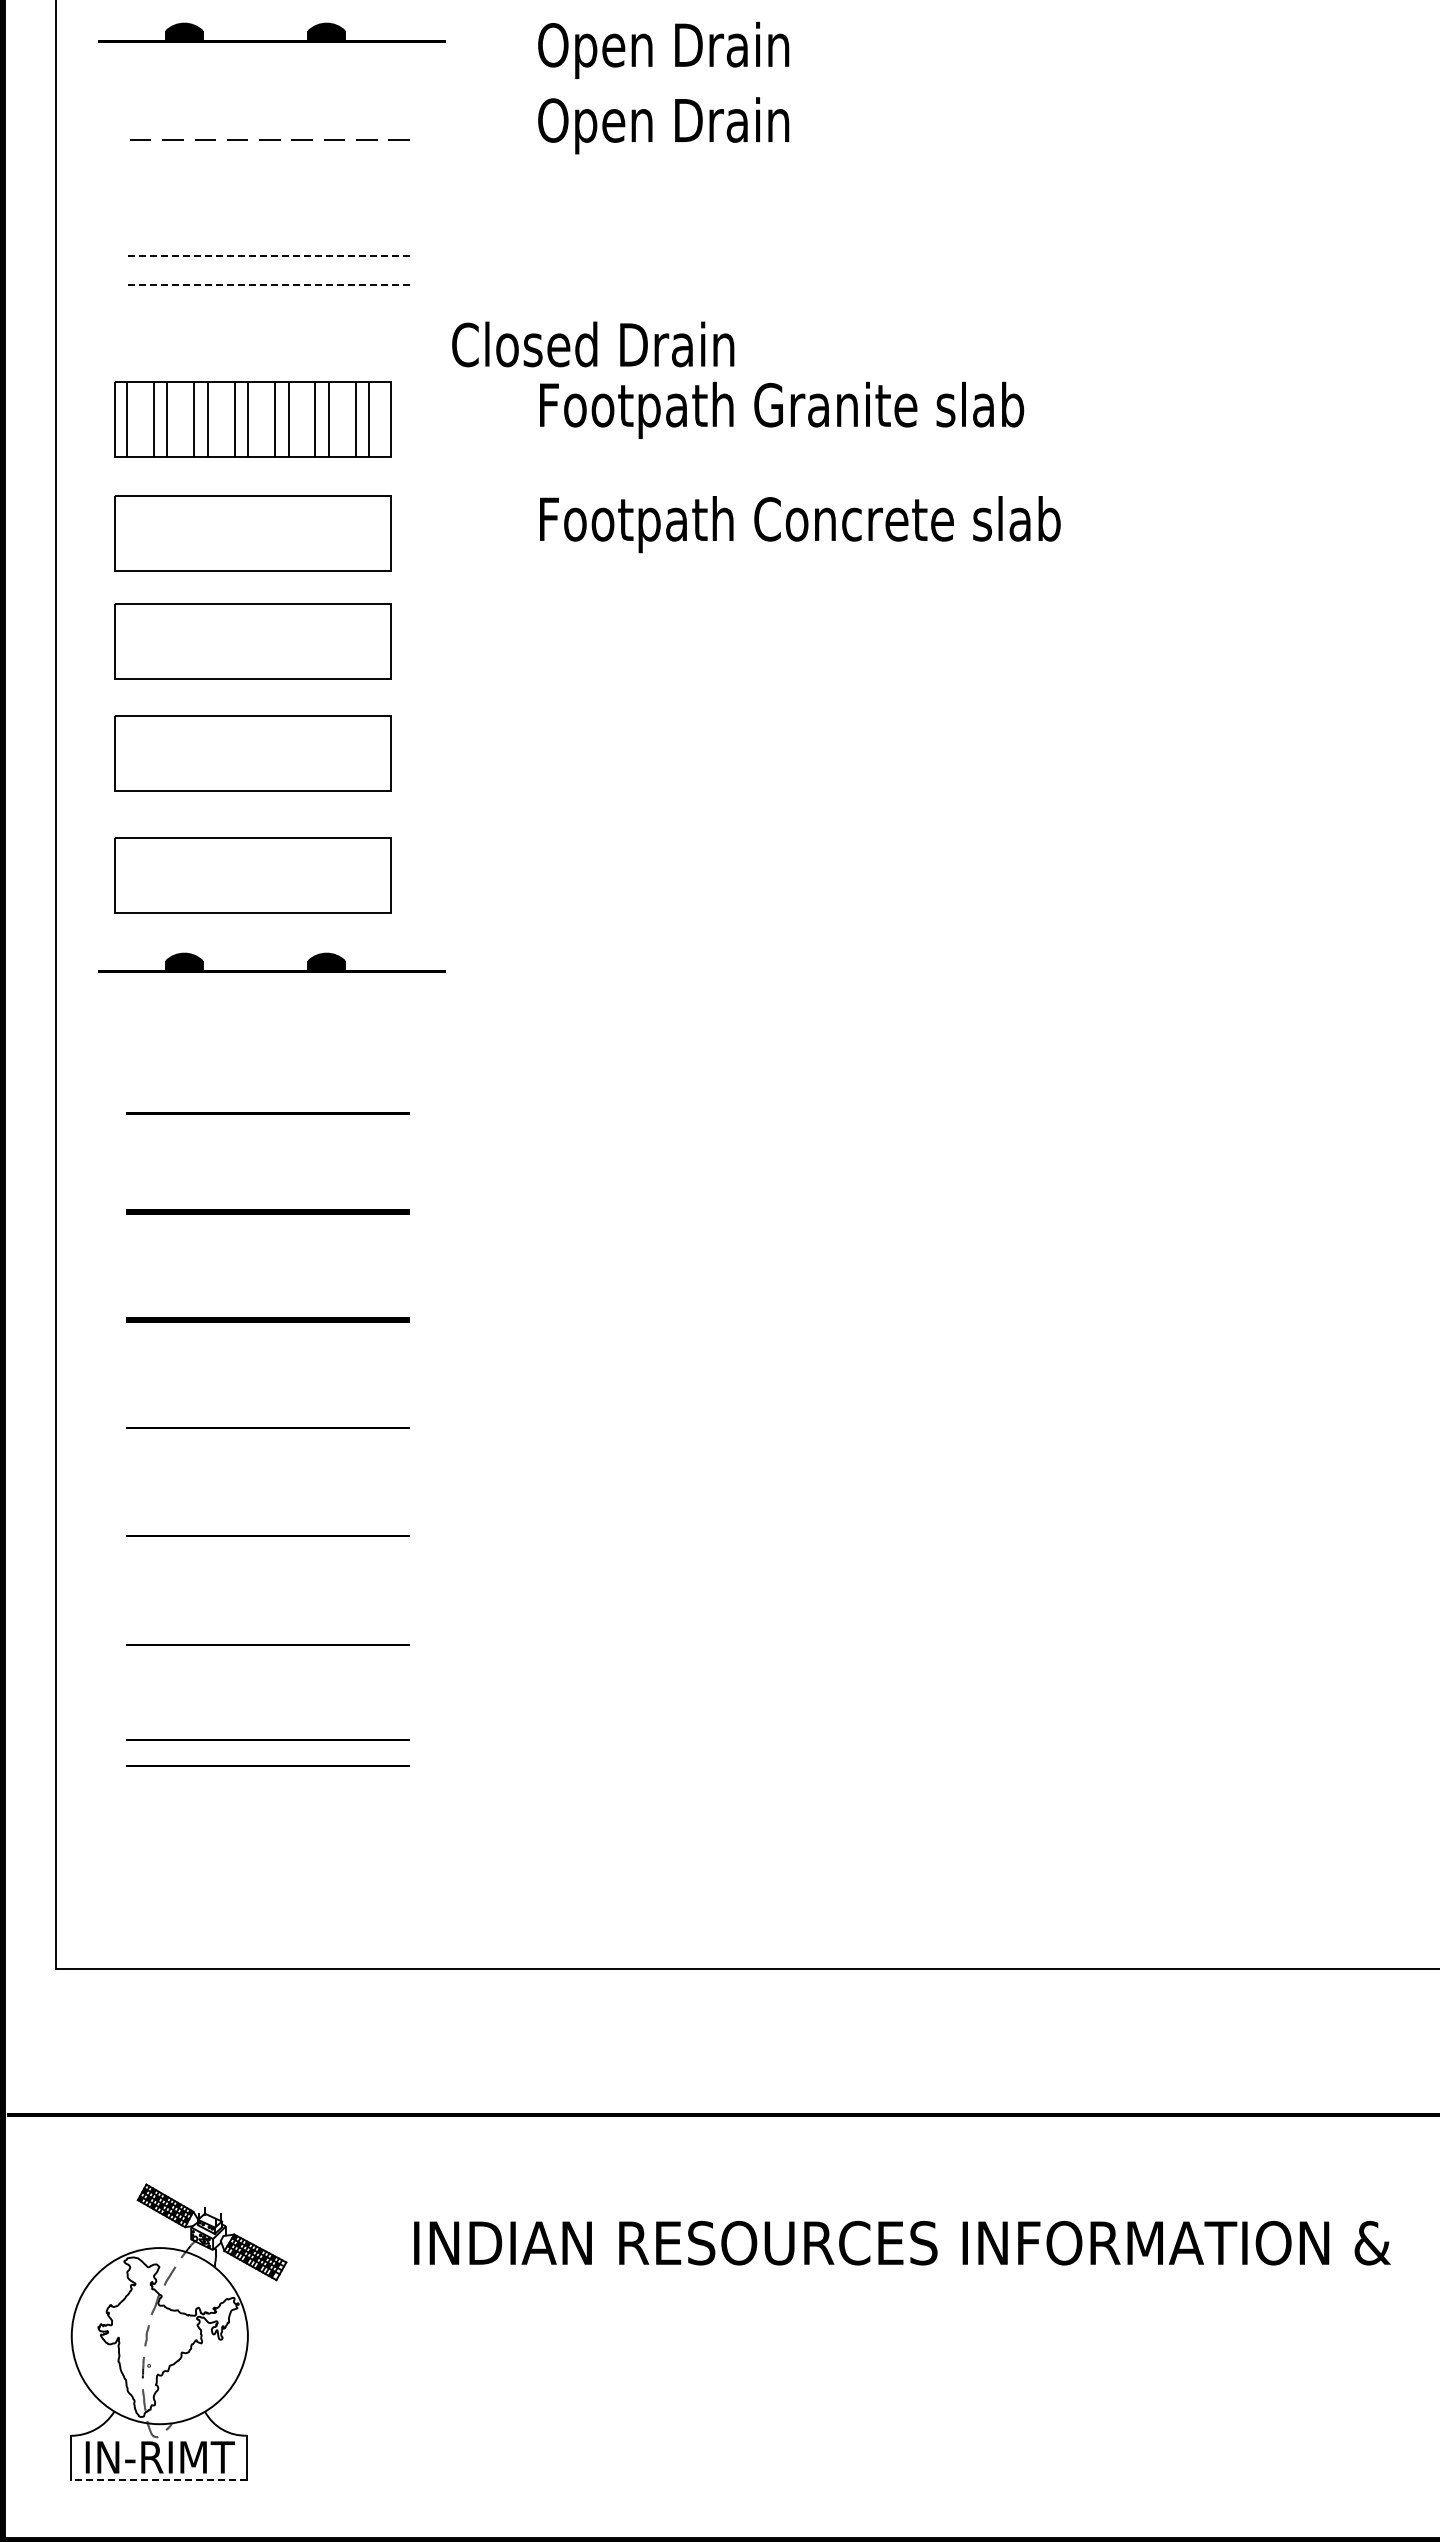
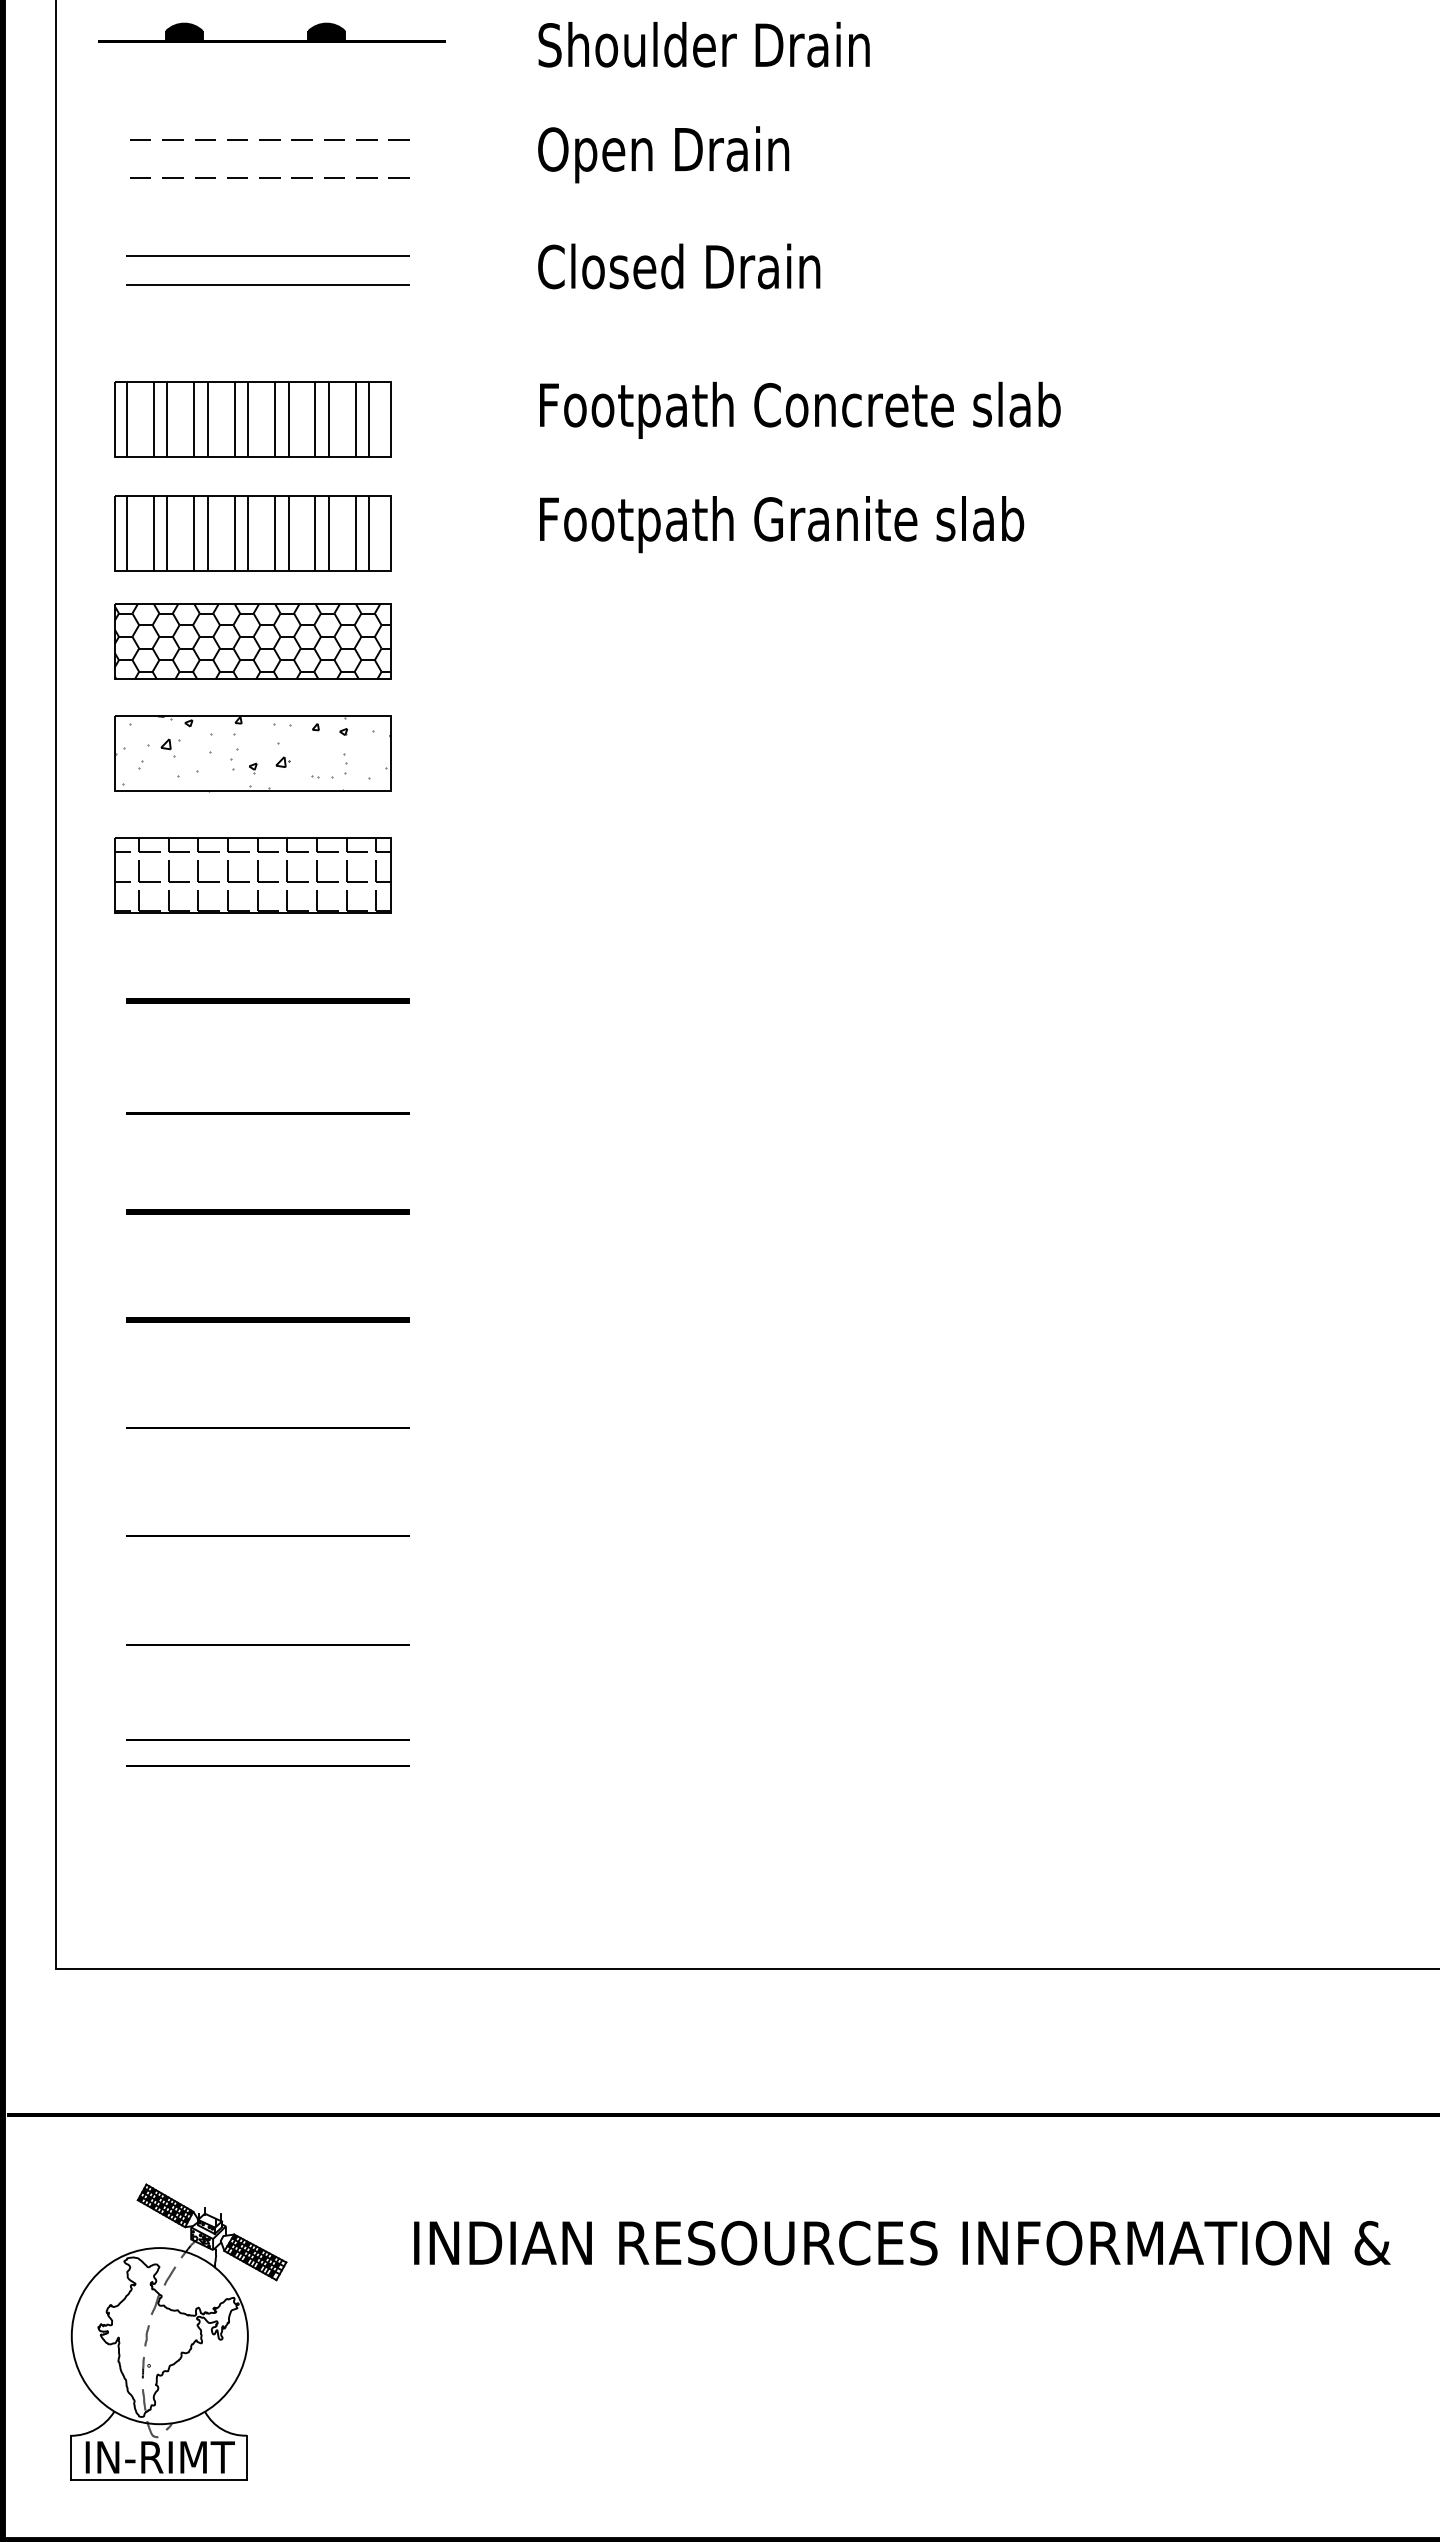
text: Open Drain -> Shoulder Drain (703, 50)
text position: (663, 125) -> (663, 154) (663, 154)
line: none -> present (269, 177)
line: dashed -> solid (268, 255)
line: dashed -> solid (268, 285)
text position: (593, 344) -> (679, 266) (679, 266)
text: Footpath Granite slab -> Footpath Concrete slab (915, 404)
text: Footpath Concrete slab -> Footpath Granite slab (915, 518)
hatch: none -> present (247, 532)
hatch: none -> present (252, 641)
hatch: none -> present (253, 753)
hatch: none -> present (252, 874)
part: present -> none (271, 970)
line: none -> present (267, 1000)
line: dashed -> solid (158, 2479)
